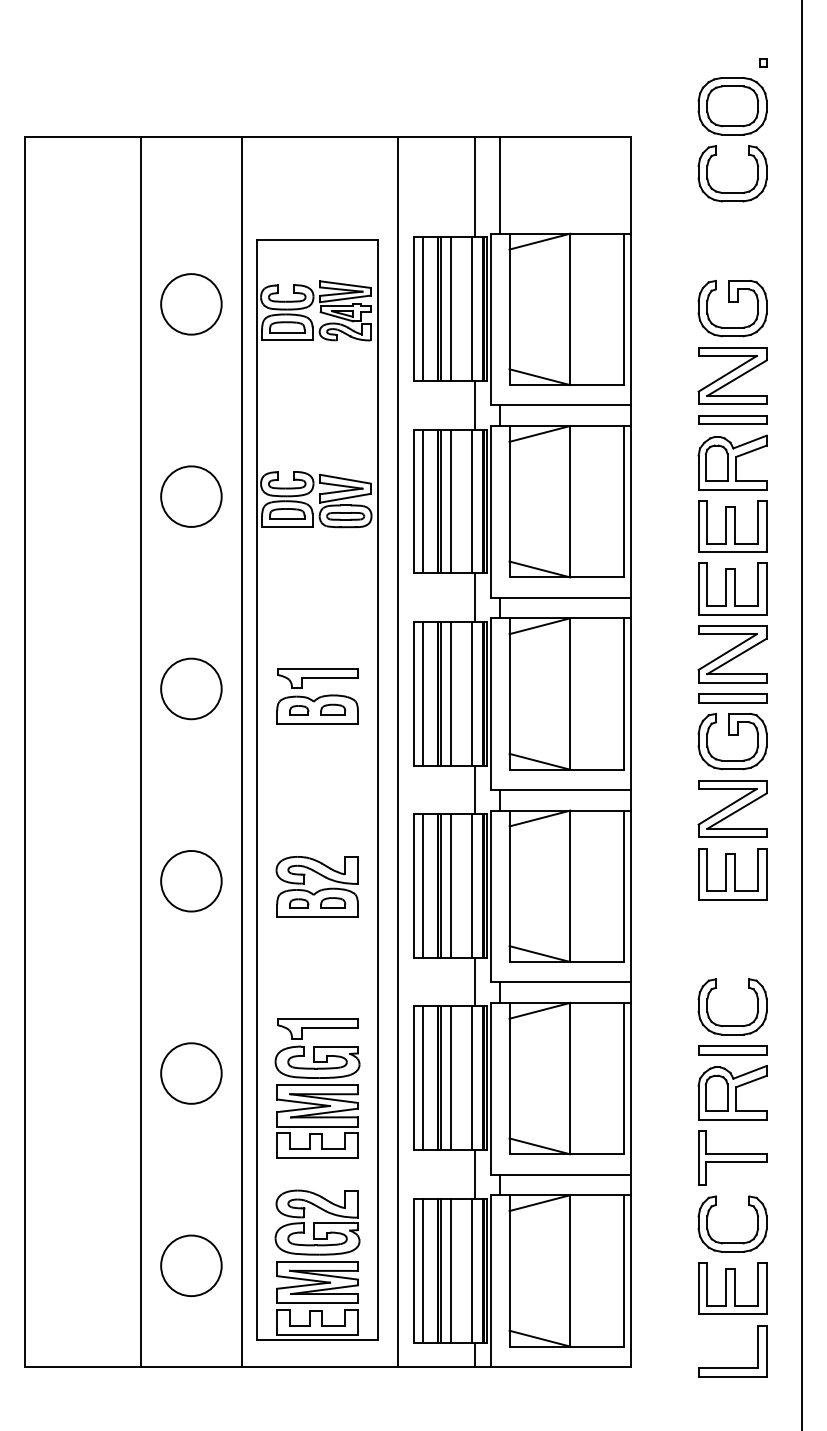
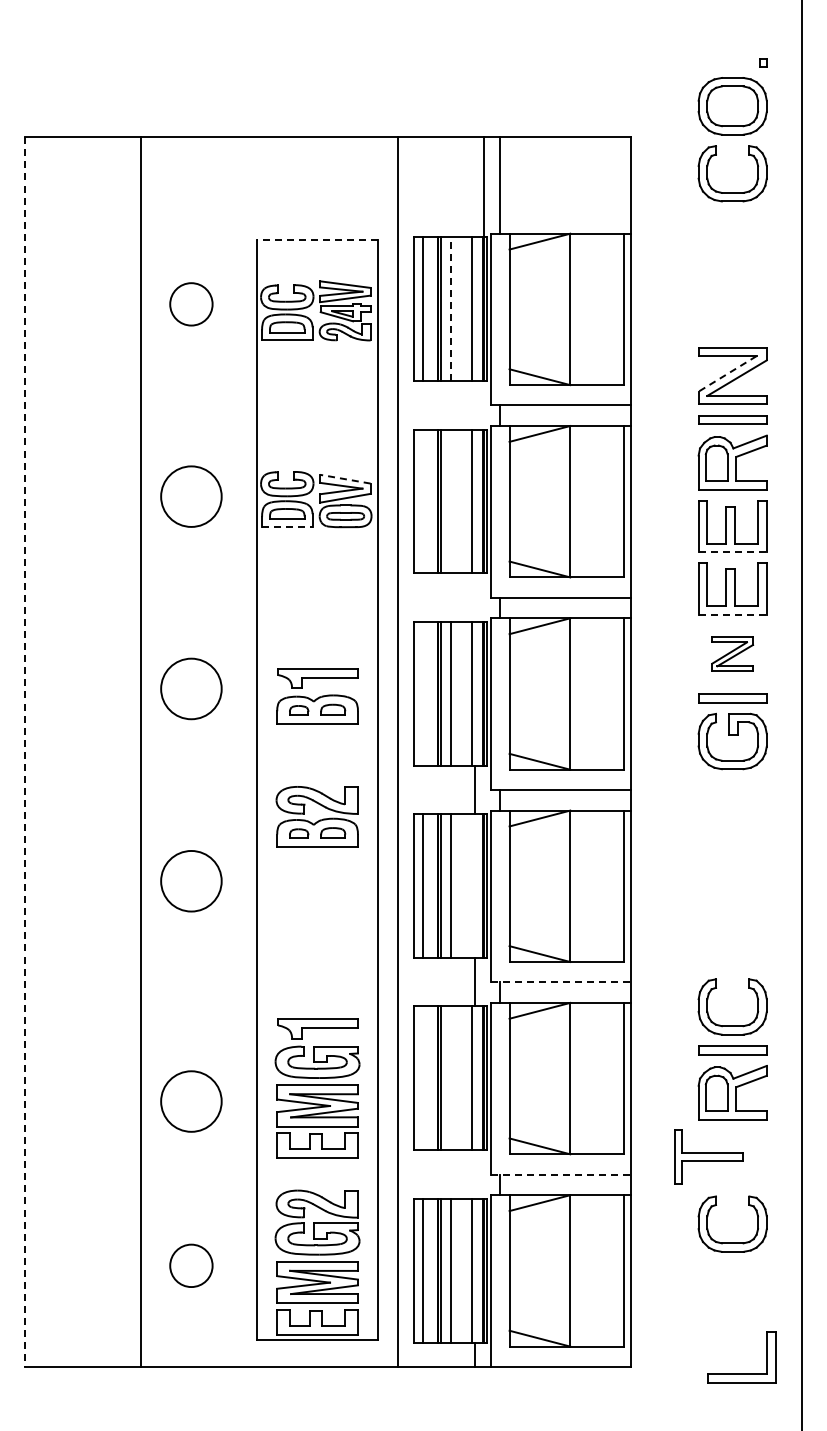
line position: (474, 187) -> (483, 187) (483, 187)
line: solid -> dashed (317, 239)
circle diameter: 61 px -> 42 px (191, 304)
part: present -> none (732, 308)
line: solid -> dashed (450, 309)
line: solid -> dashed (727, 373)
line: present -> none (474, 405)
line: solid -> dashed (345, 479)
line: present -> none (423, 501)
line: present -> none (450, 501)
line: solid -> dashed (287, 527)
line: solid -> dashed (733, 552)
line: present -> none (474, 597)
line: solid -> dashed (733, 614)
part size: 71x59 px -> 44x36 px (732, 653)
line: present -> none (423, 693)
line: present -> none (241, 751)
line: solid -> dashed (24, 752)
part: present -> none (732, 808)
part: present -> none (732, 874)
line: present -> none (471, 885)
part position: (316, 886) -> (316, 816) (316, 816)
line: solid -> dashed (560, 982)
circle position: (191, 1073) -> (191, 1101) (191, 1101)
line: present -> none (423, 1078)
line: present -> none (450, 1078)
part position: (732, 1157) -> (708, 1156) (708, 1156)
line: present -> none (474, 1174)
line: solid -> dashed (560, 1174)
circle diameter: 61 px -> 42 px (191, 1265)
part: present -> none (732, 1288)
part position: (732, 1367) -> (741, 1373) (741, 1373)
